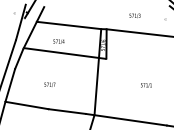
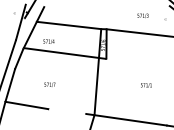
text position: (134, 15) -> (142, 15) (142, 15)
text position: (58, 41) -> (48, 41) (48, 41)
line: present -> none (67, 111)
